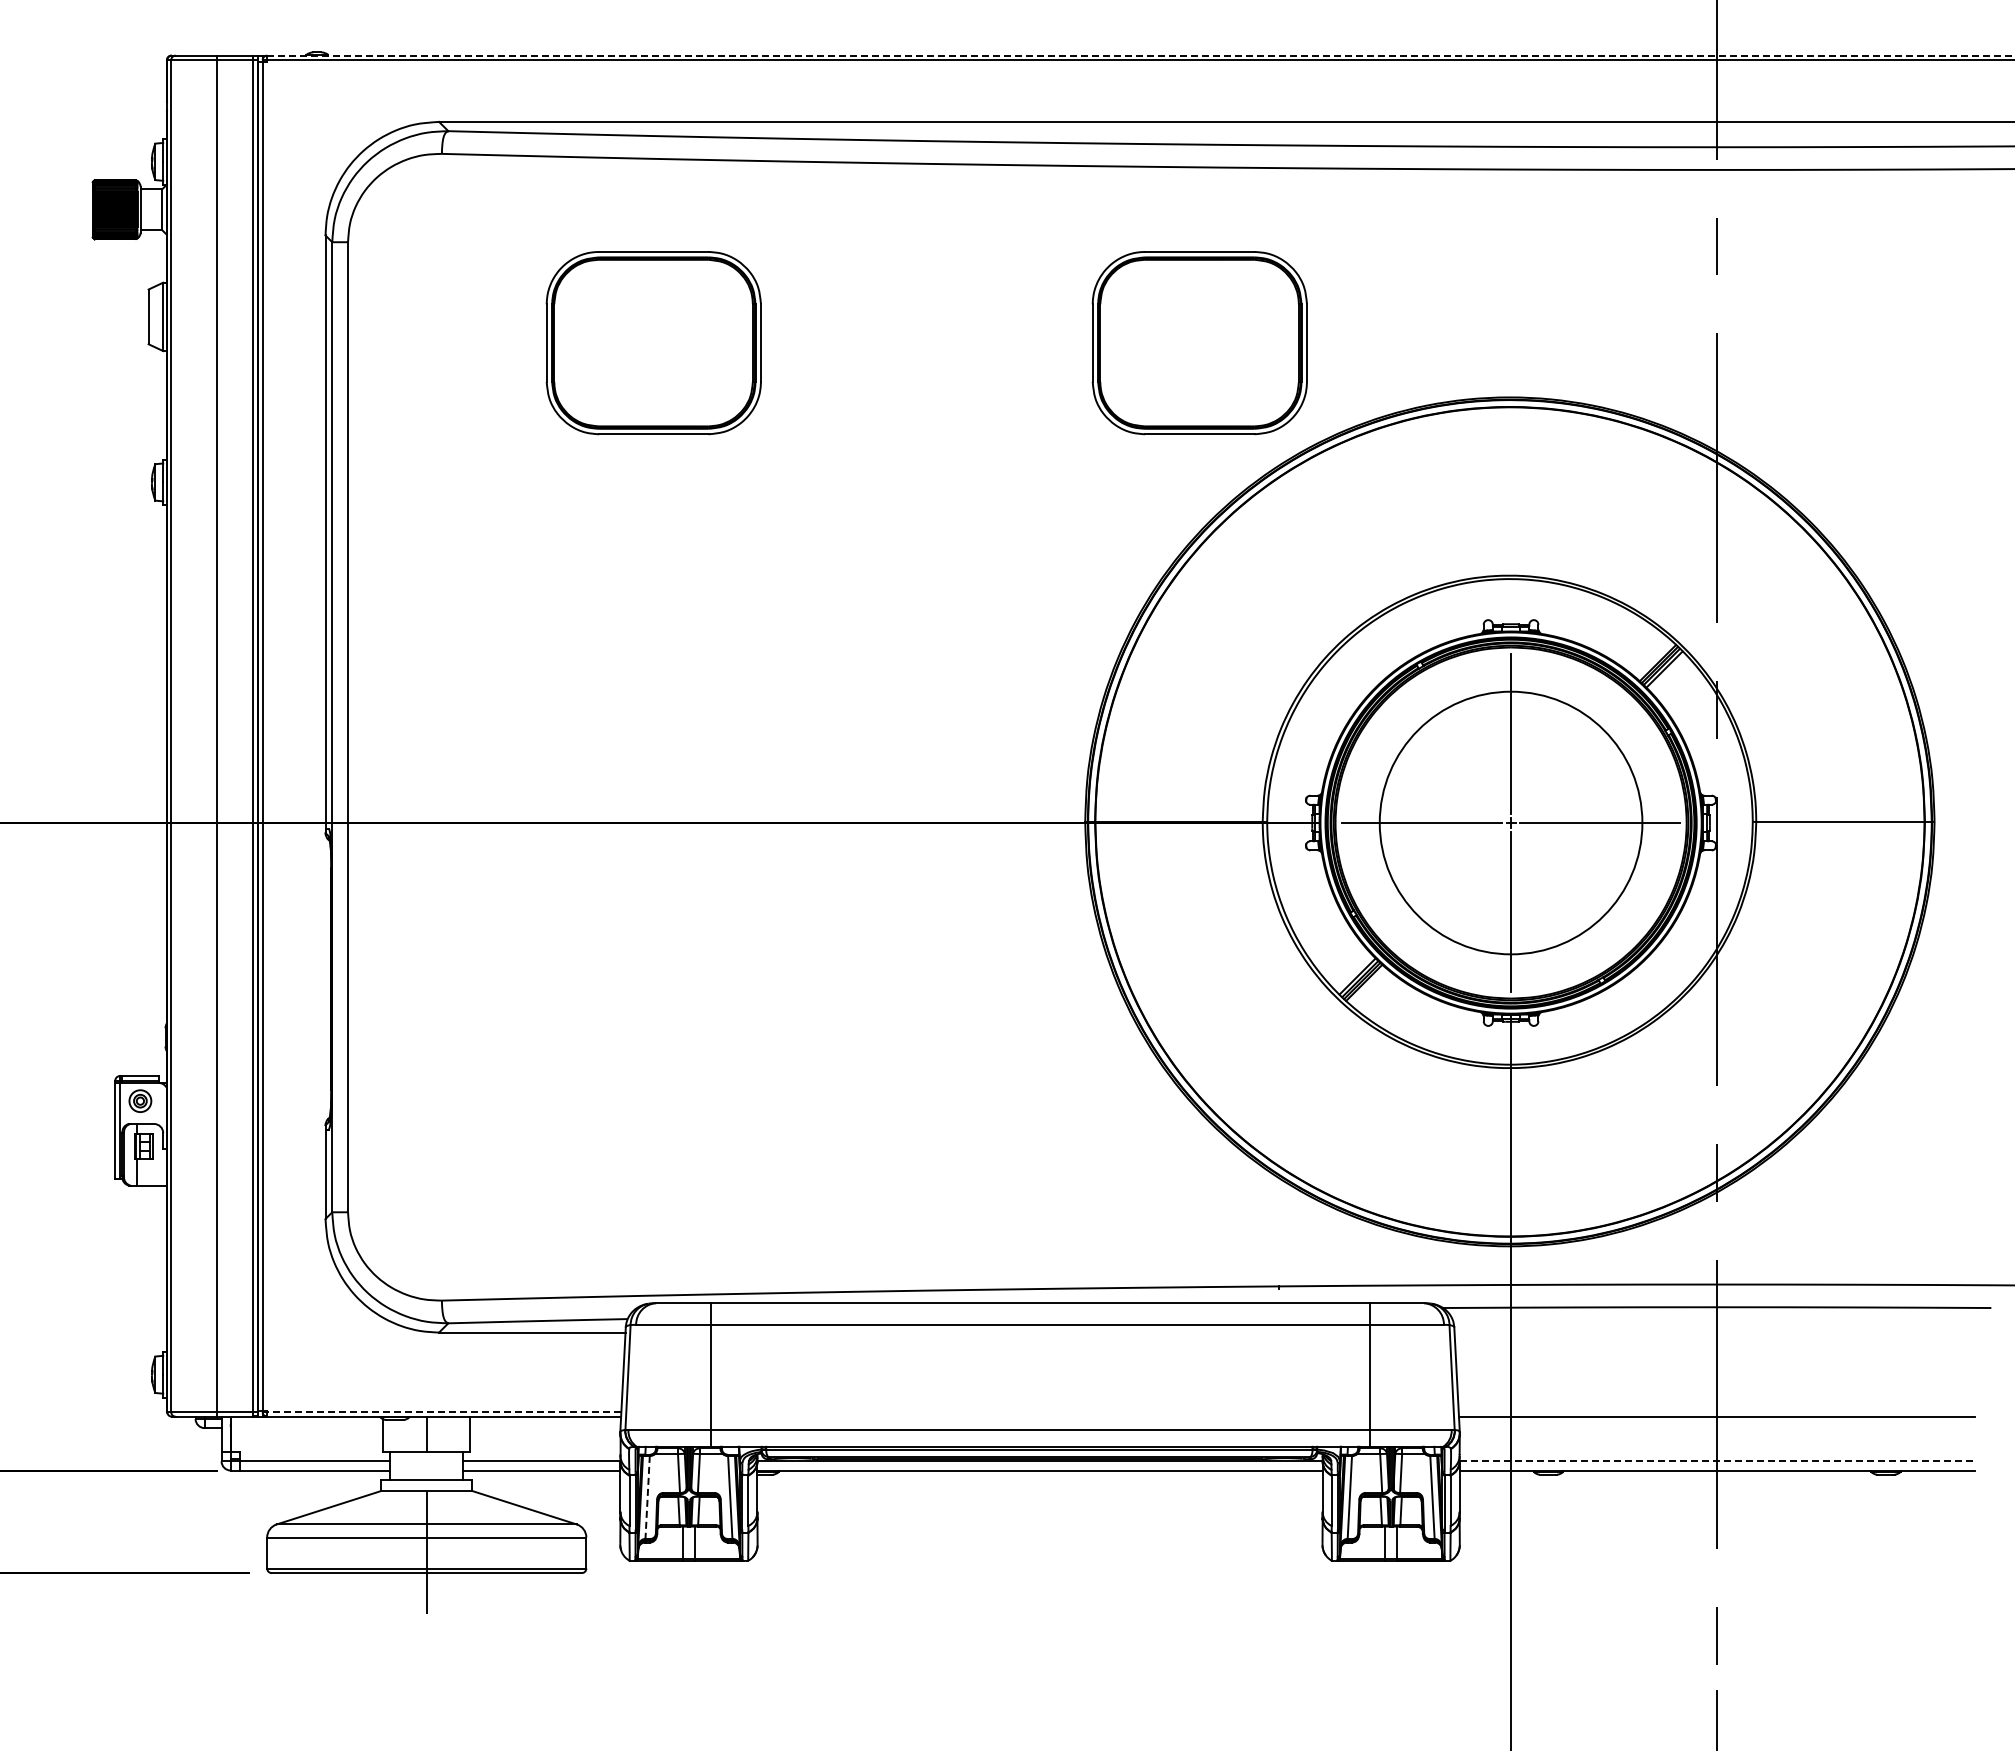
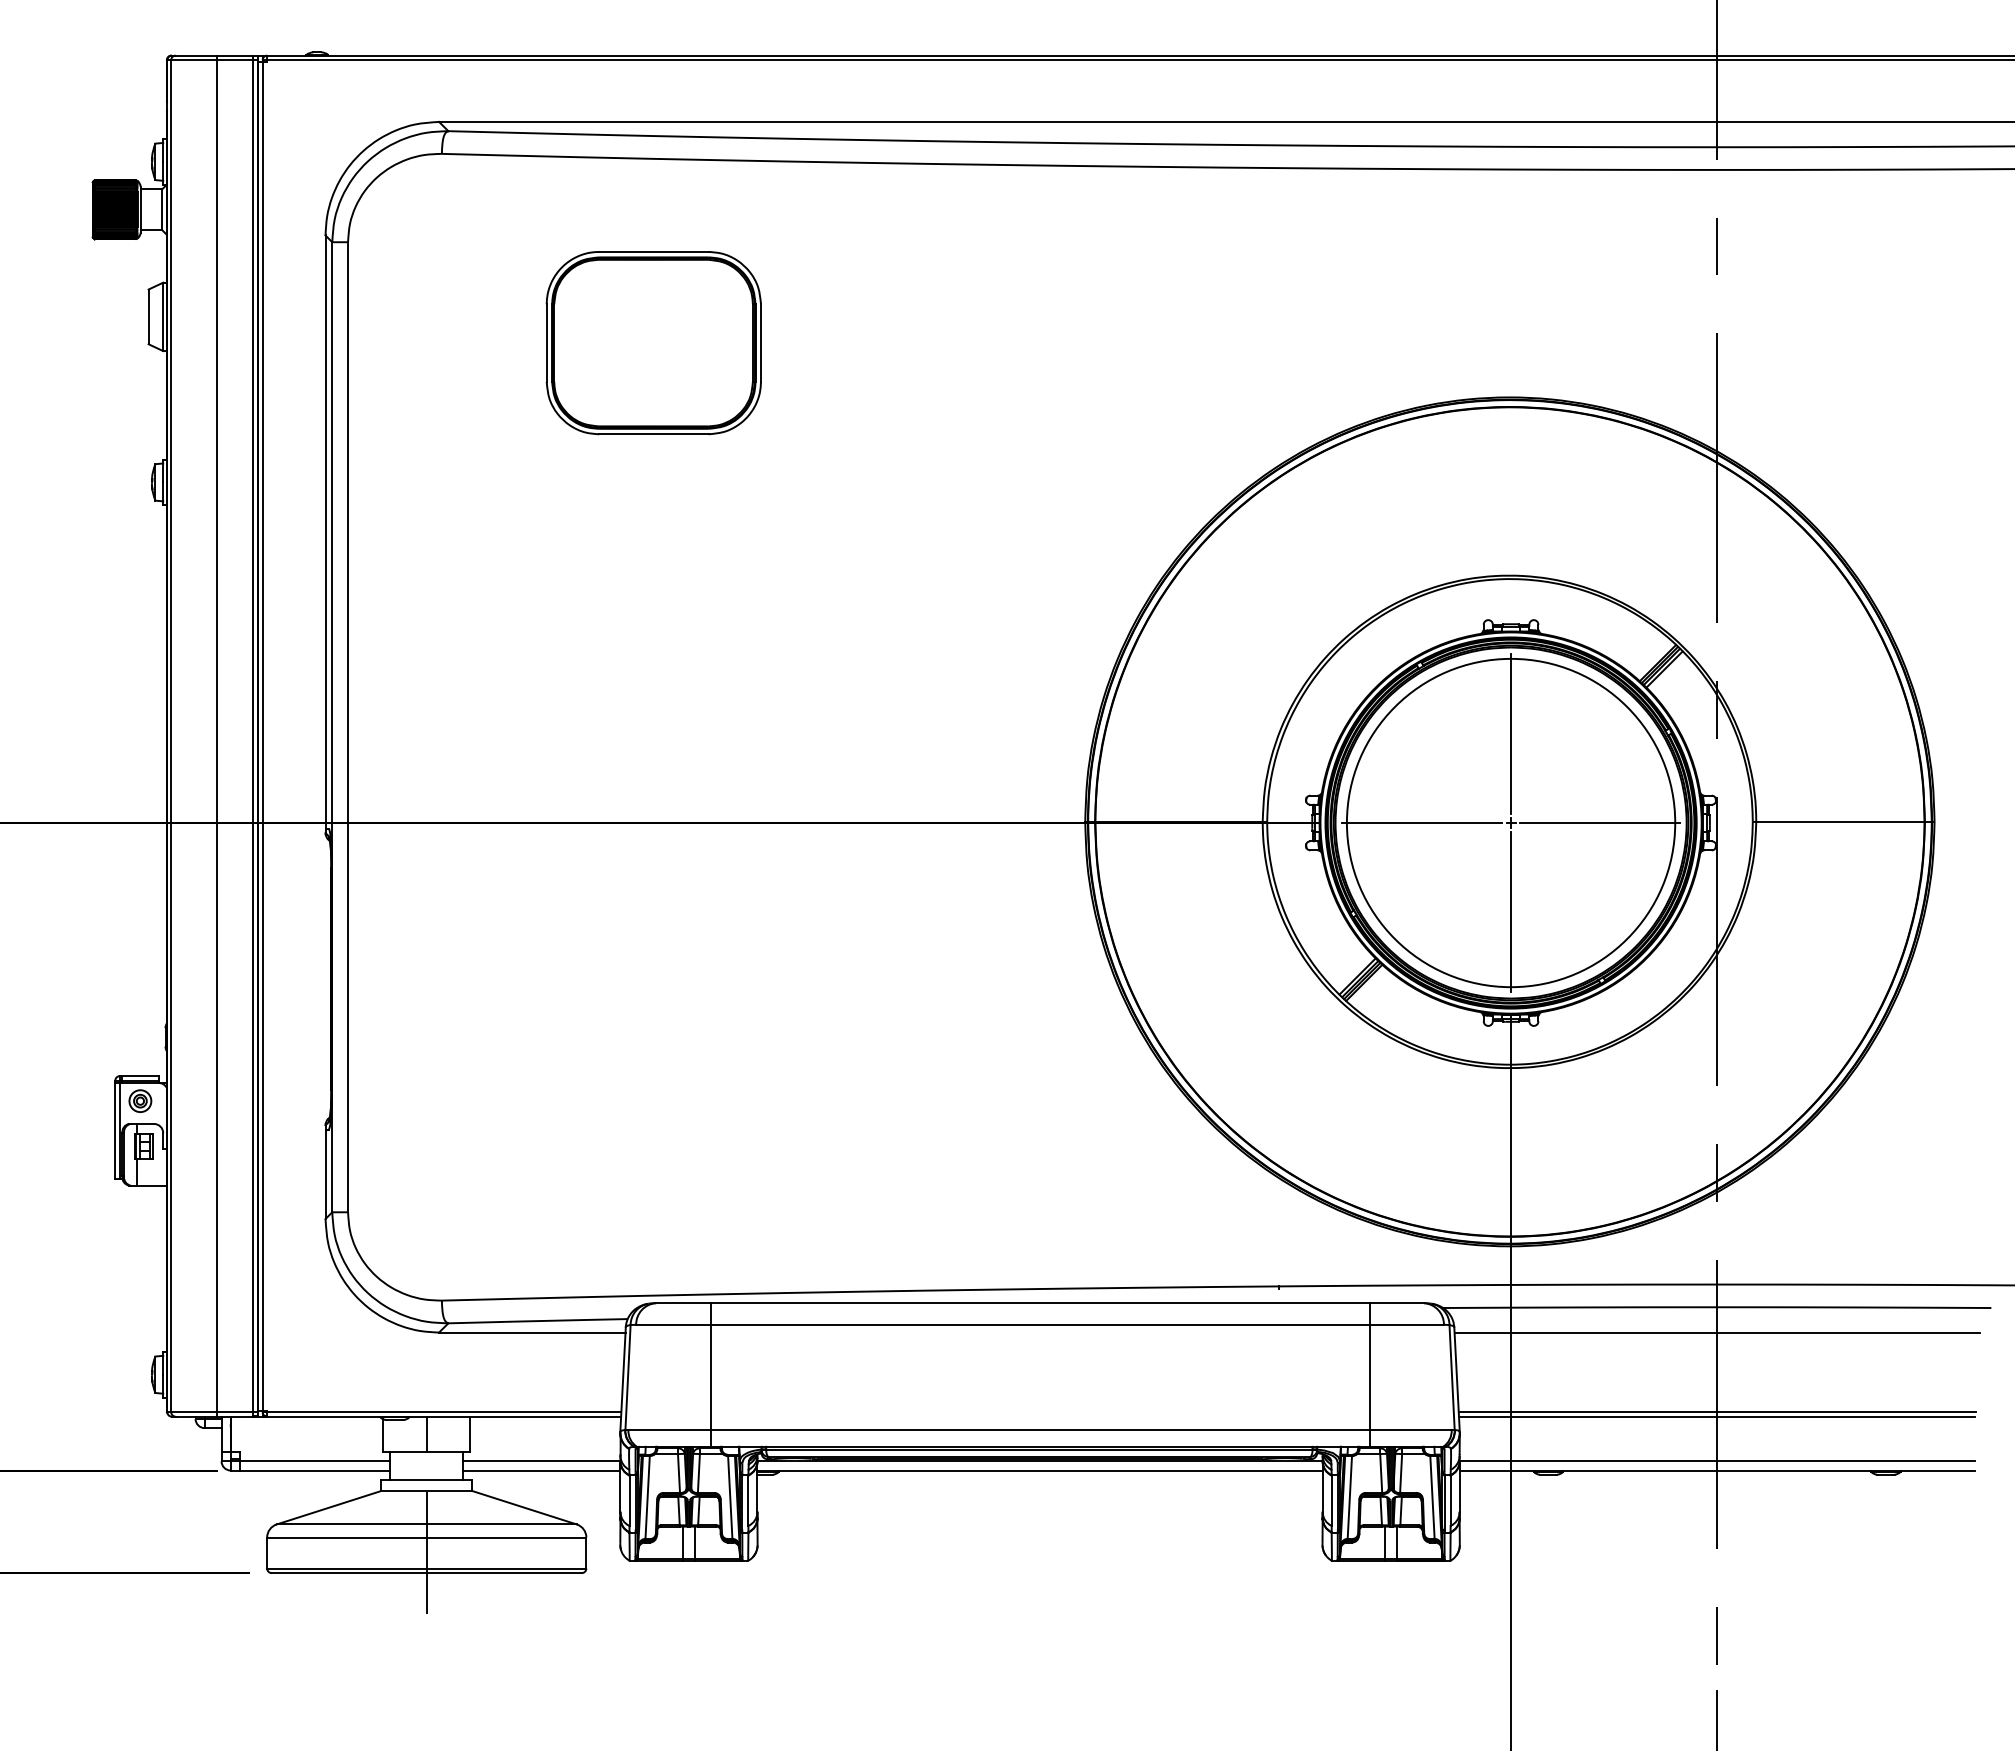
line: dashed -> solid (1141, 55)
part: present -> none (1199, 343)
circle diameter: 263 px -> 328 px (1510, 822)
line: none -> present (1716, 1332)
line: dashed -> solid (443, 1412)
line: none -> present (1716, 1412)
line: dashed -> solid (1717, 1461)
line: dashed -> solid (647, 1497)
